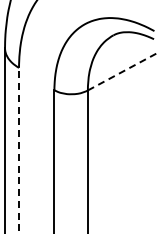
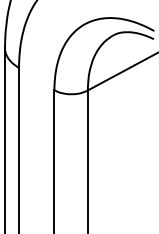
line: dashed -> solid (123, 71)
line: dashed -> solid (19, 150)
